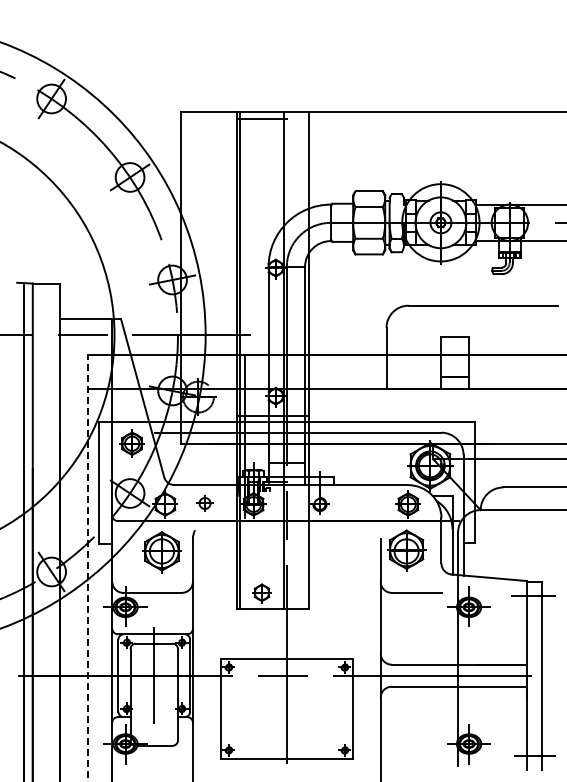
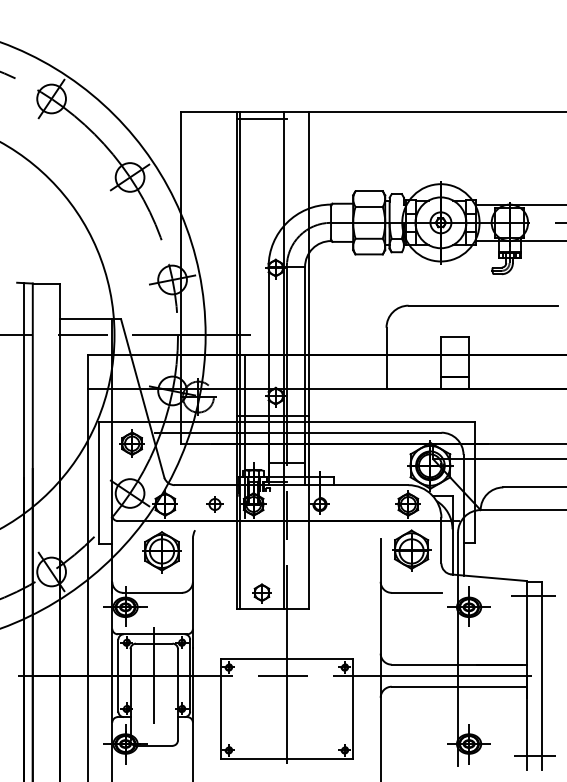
part position: (204, 503) -> (214, 504) (214, 504)
part position: (406, 550) -> (411, 550) (411, 550)
line: dashed -> solid (88, 568)
